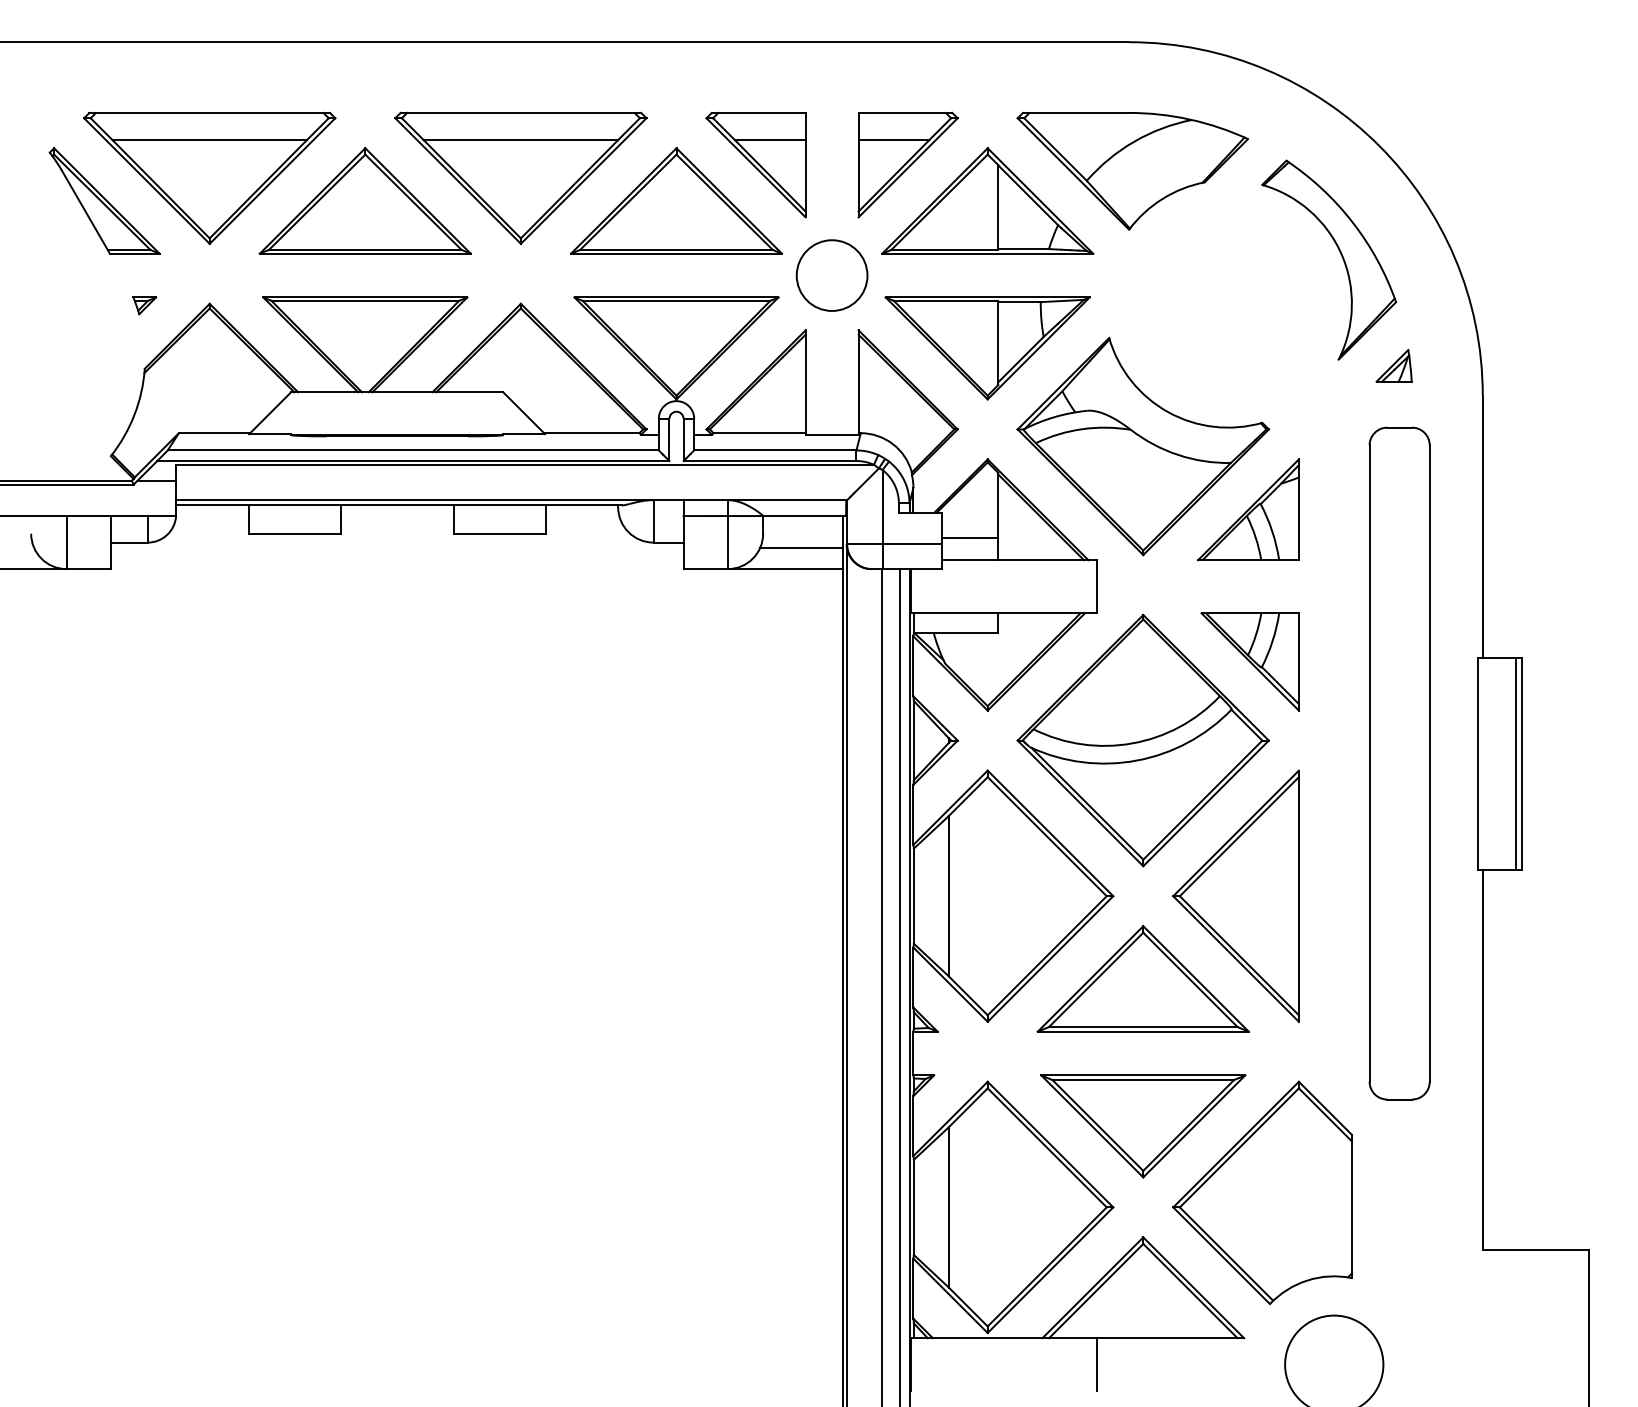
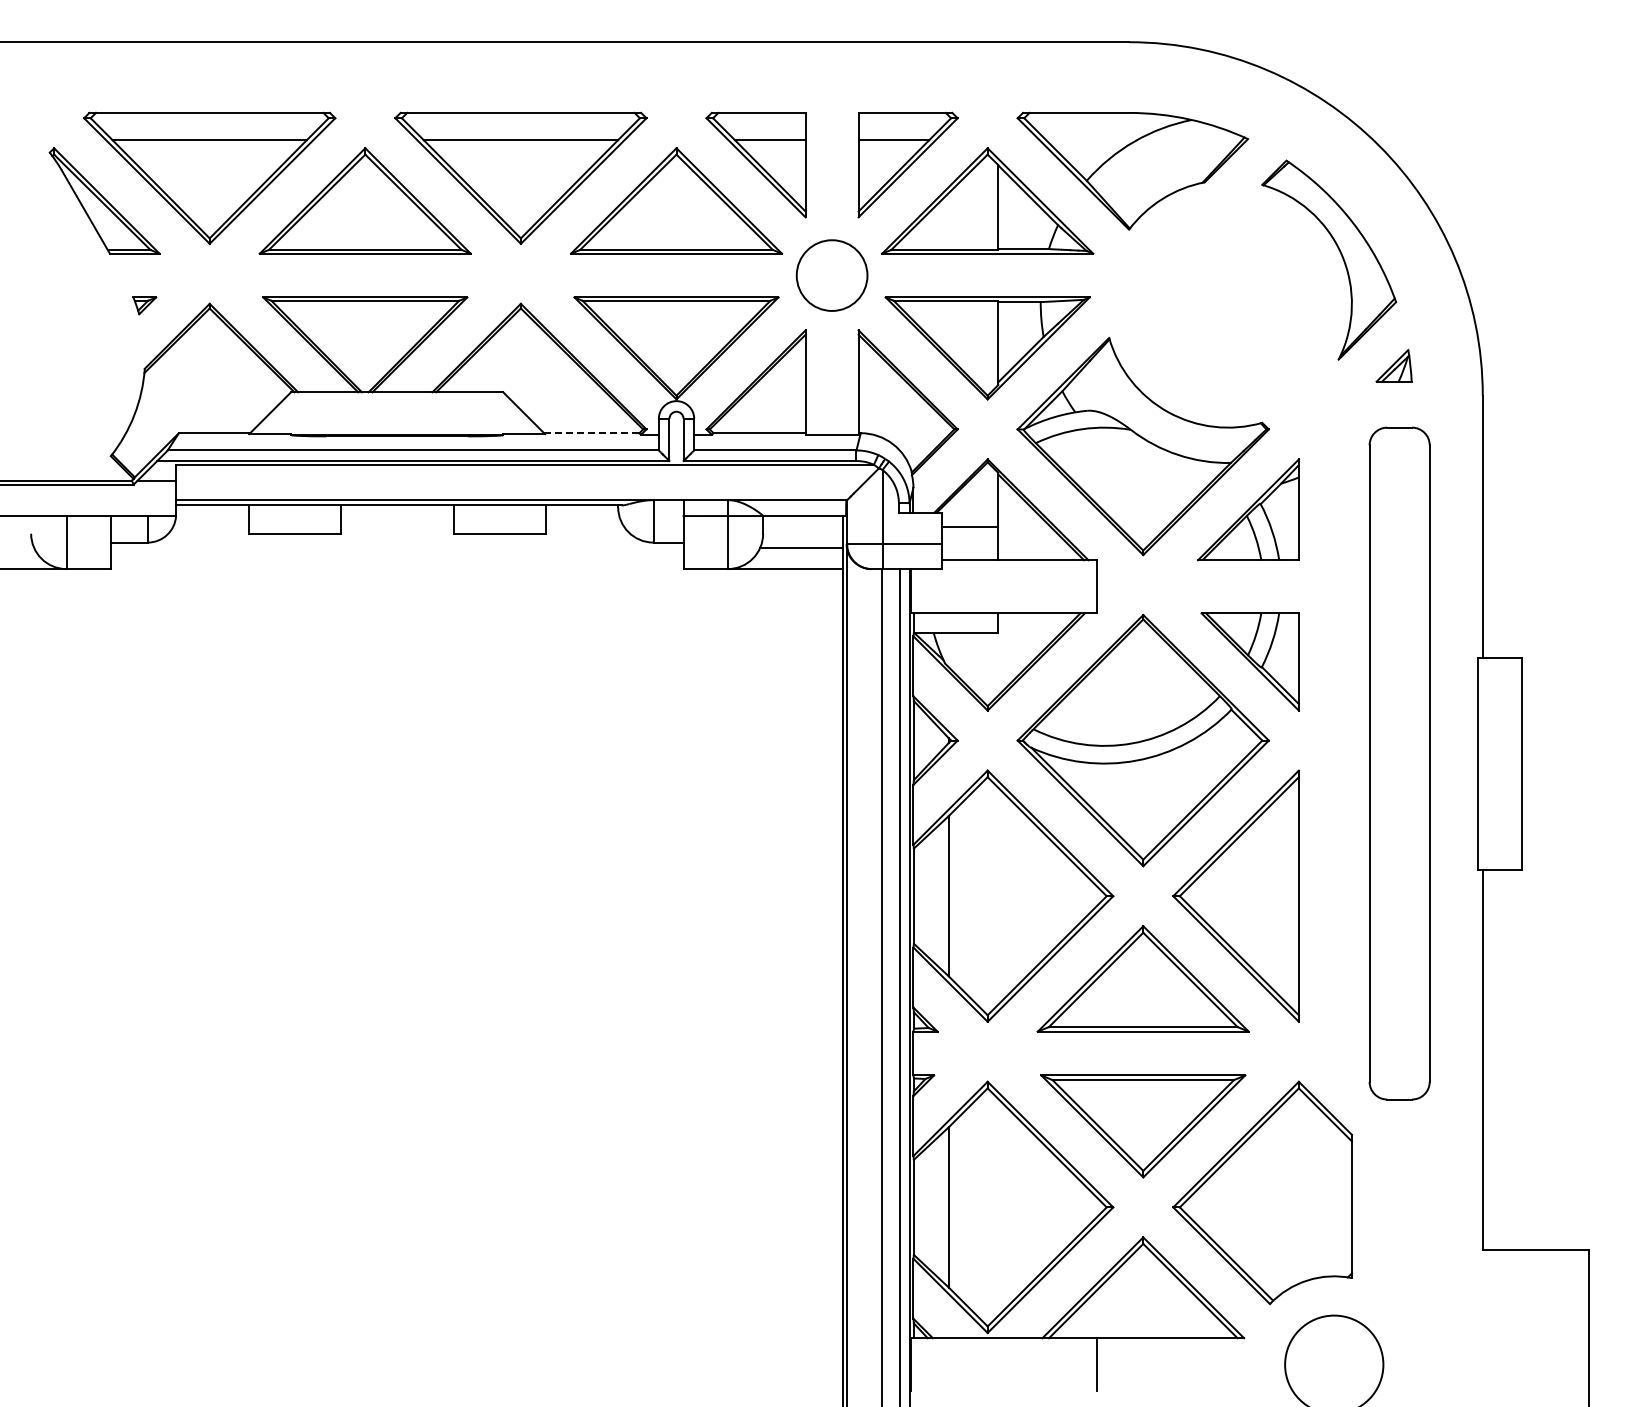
line: solid -> dashed (591, 433)
line position: (969, 538) -> (969, 527) (969, 527)
line: present -> none (1516, 763)
